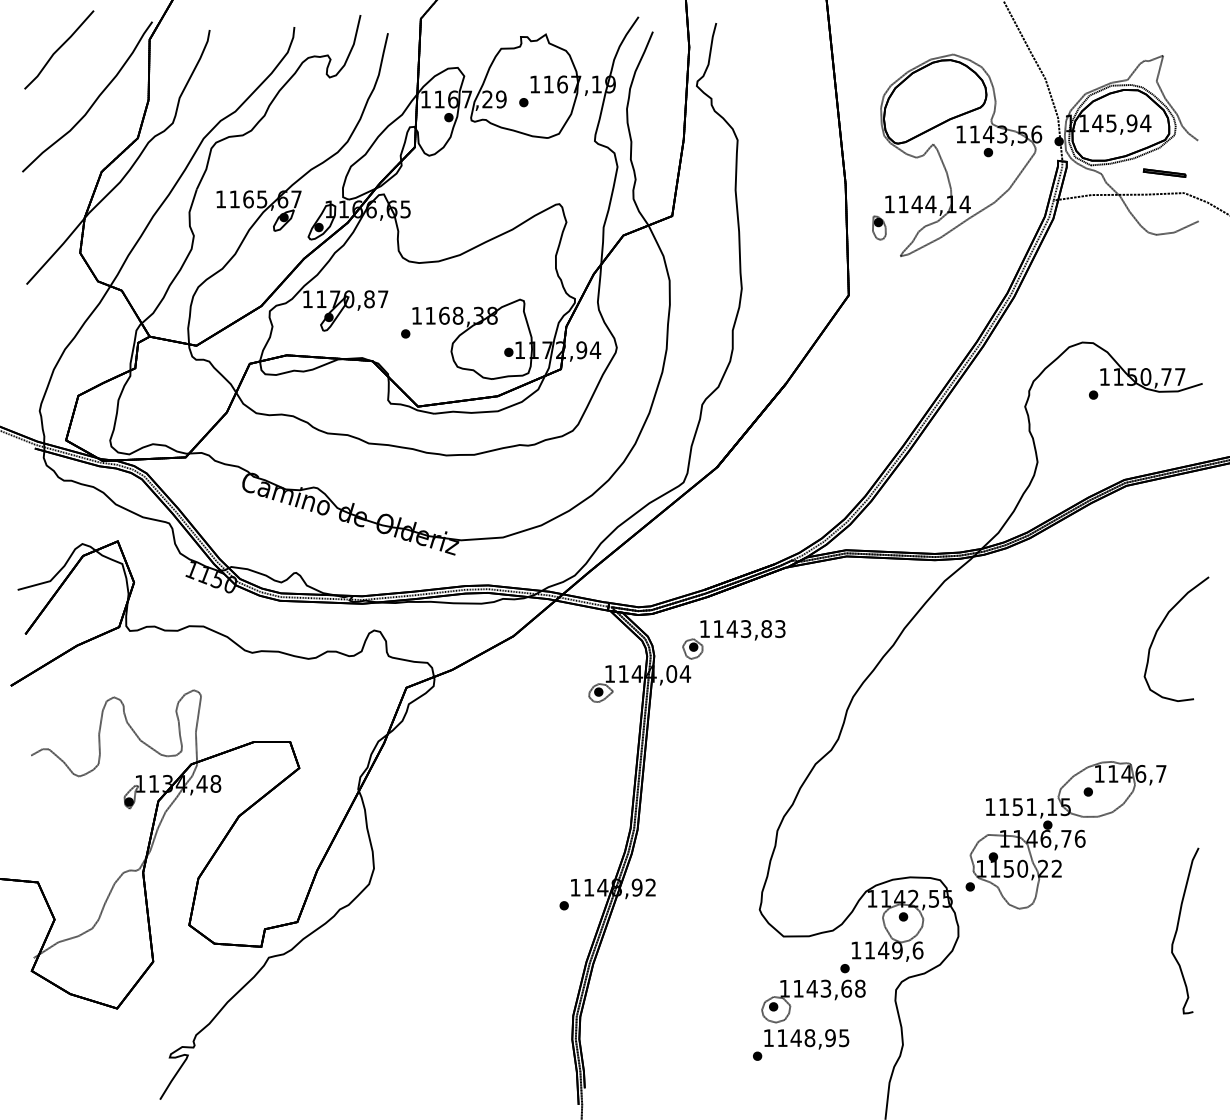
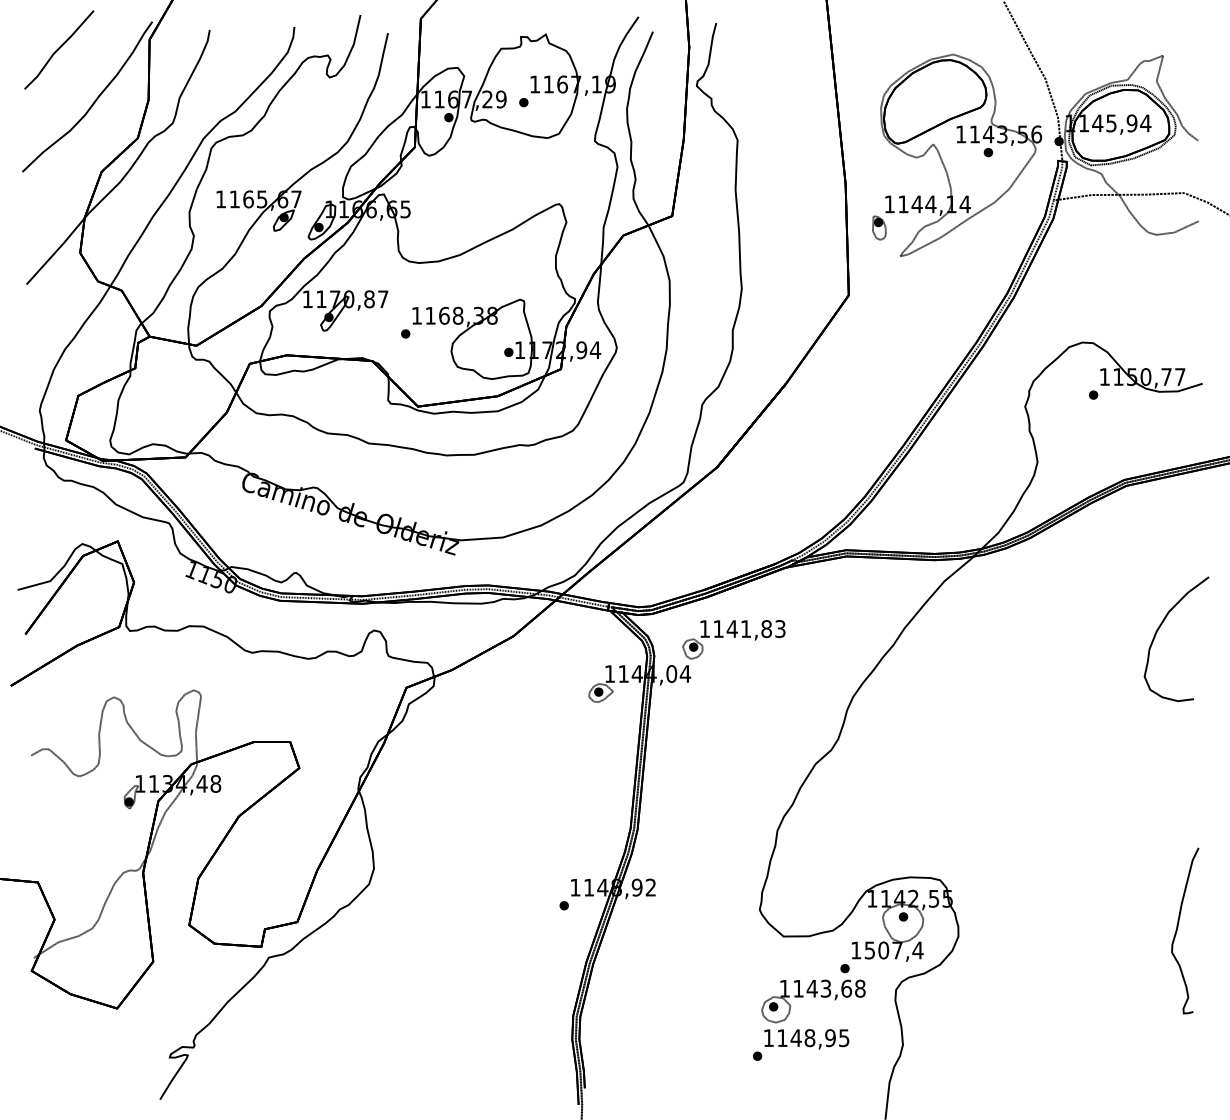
part: present -> none (1164, 172)
text: 1143,83 -> 1141,83 (746, 629)
part: present -> none (1065, 835)
text: 1149,6 -> 1507,4 (893, 950)
